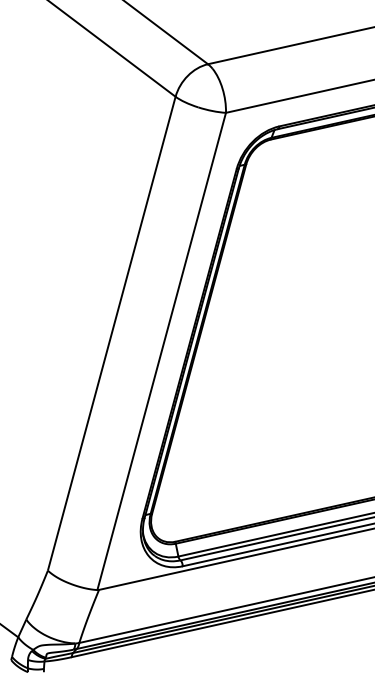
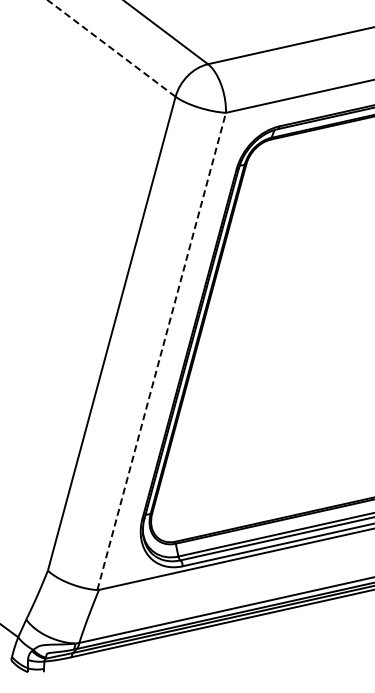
line: solid -> dashed (112, 48)
line: solid -> dashed (161, 350)
